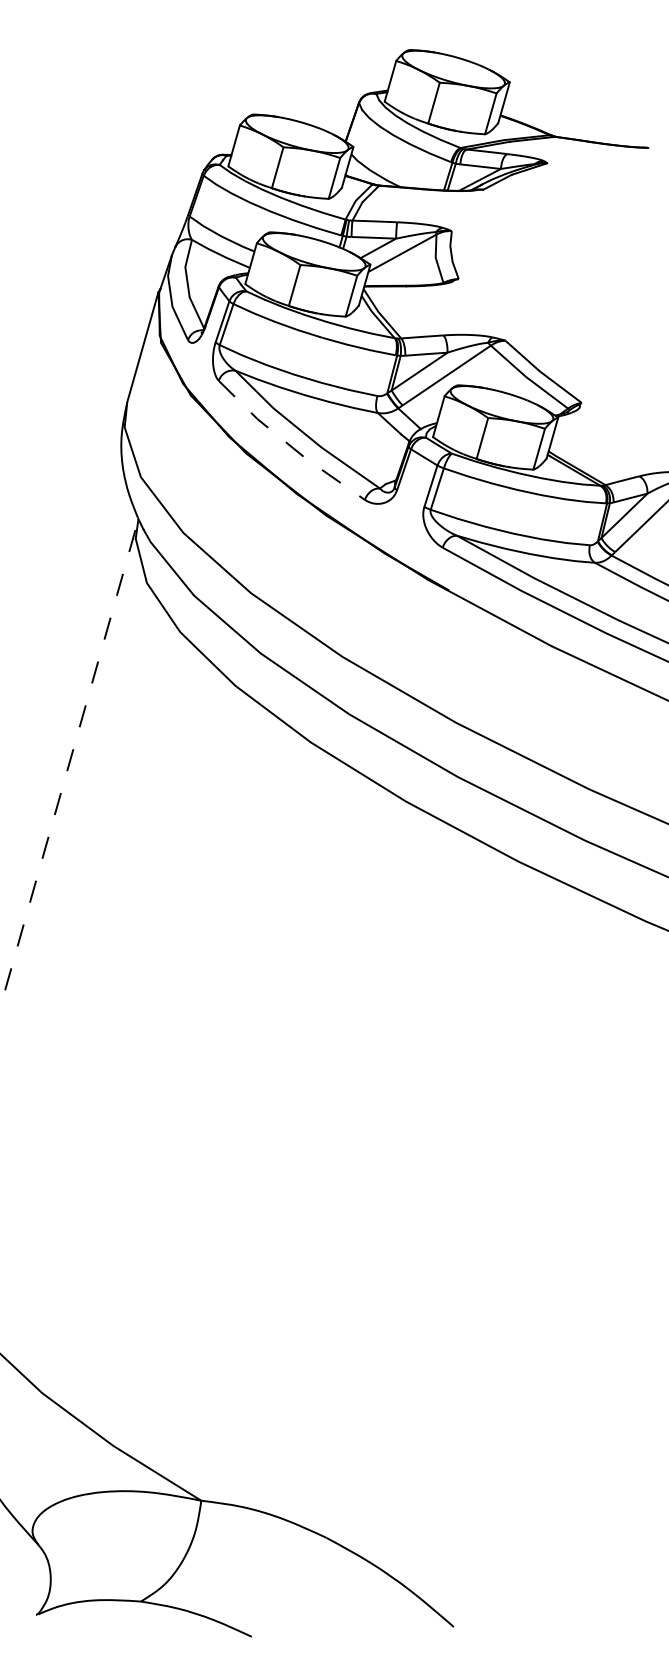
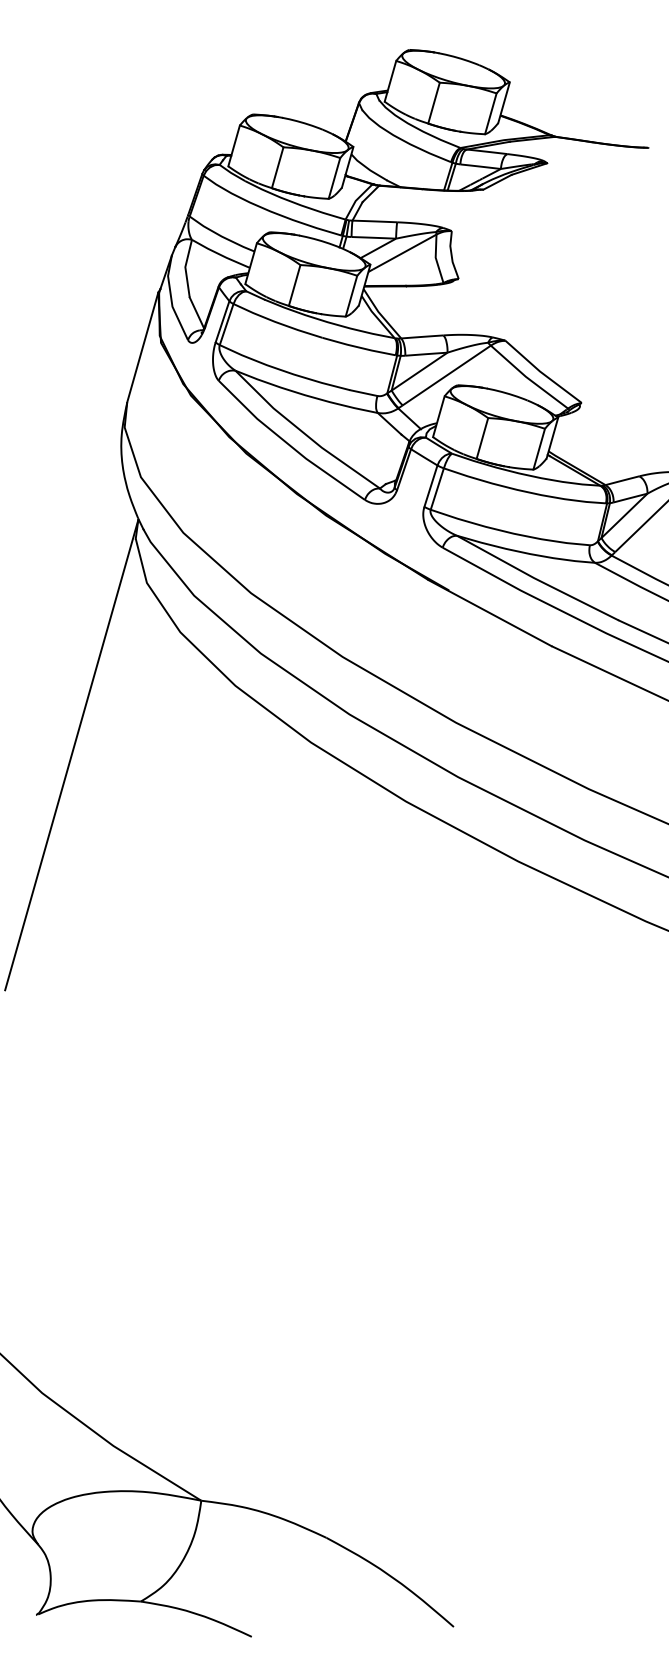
line: dashed -> solid (288, 444)
line: dashed -> solid (71, 755)
